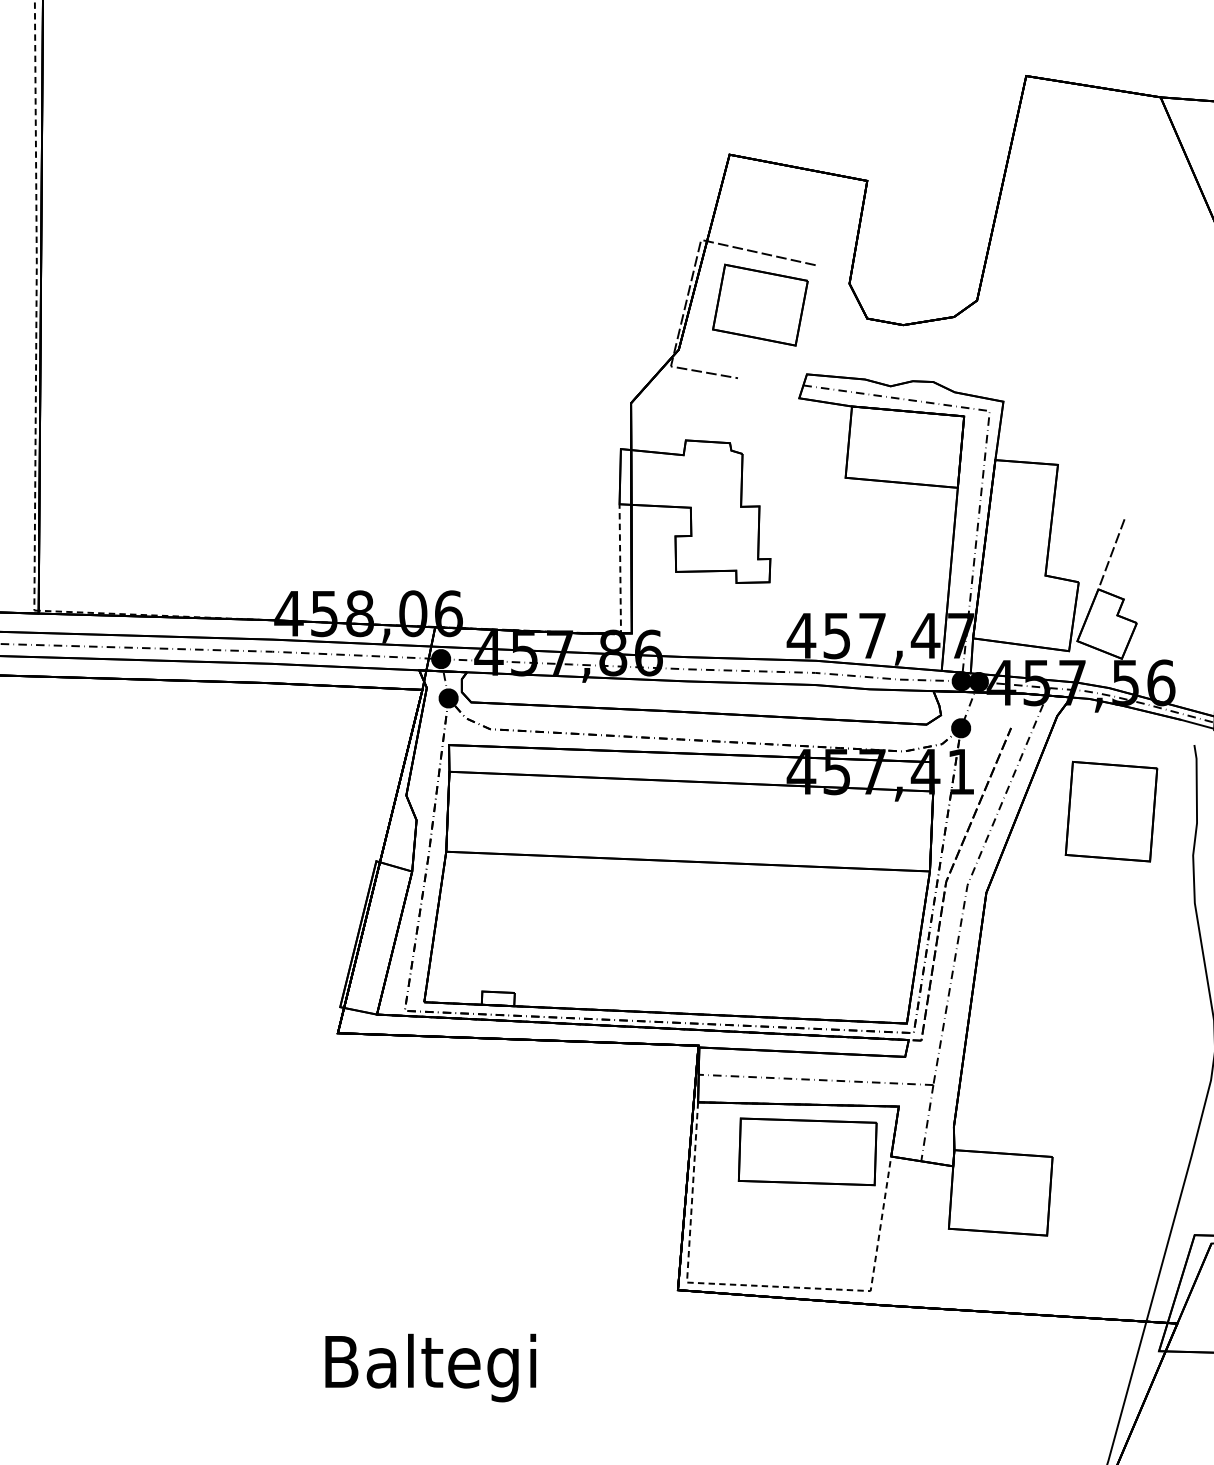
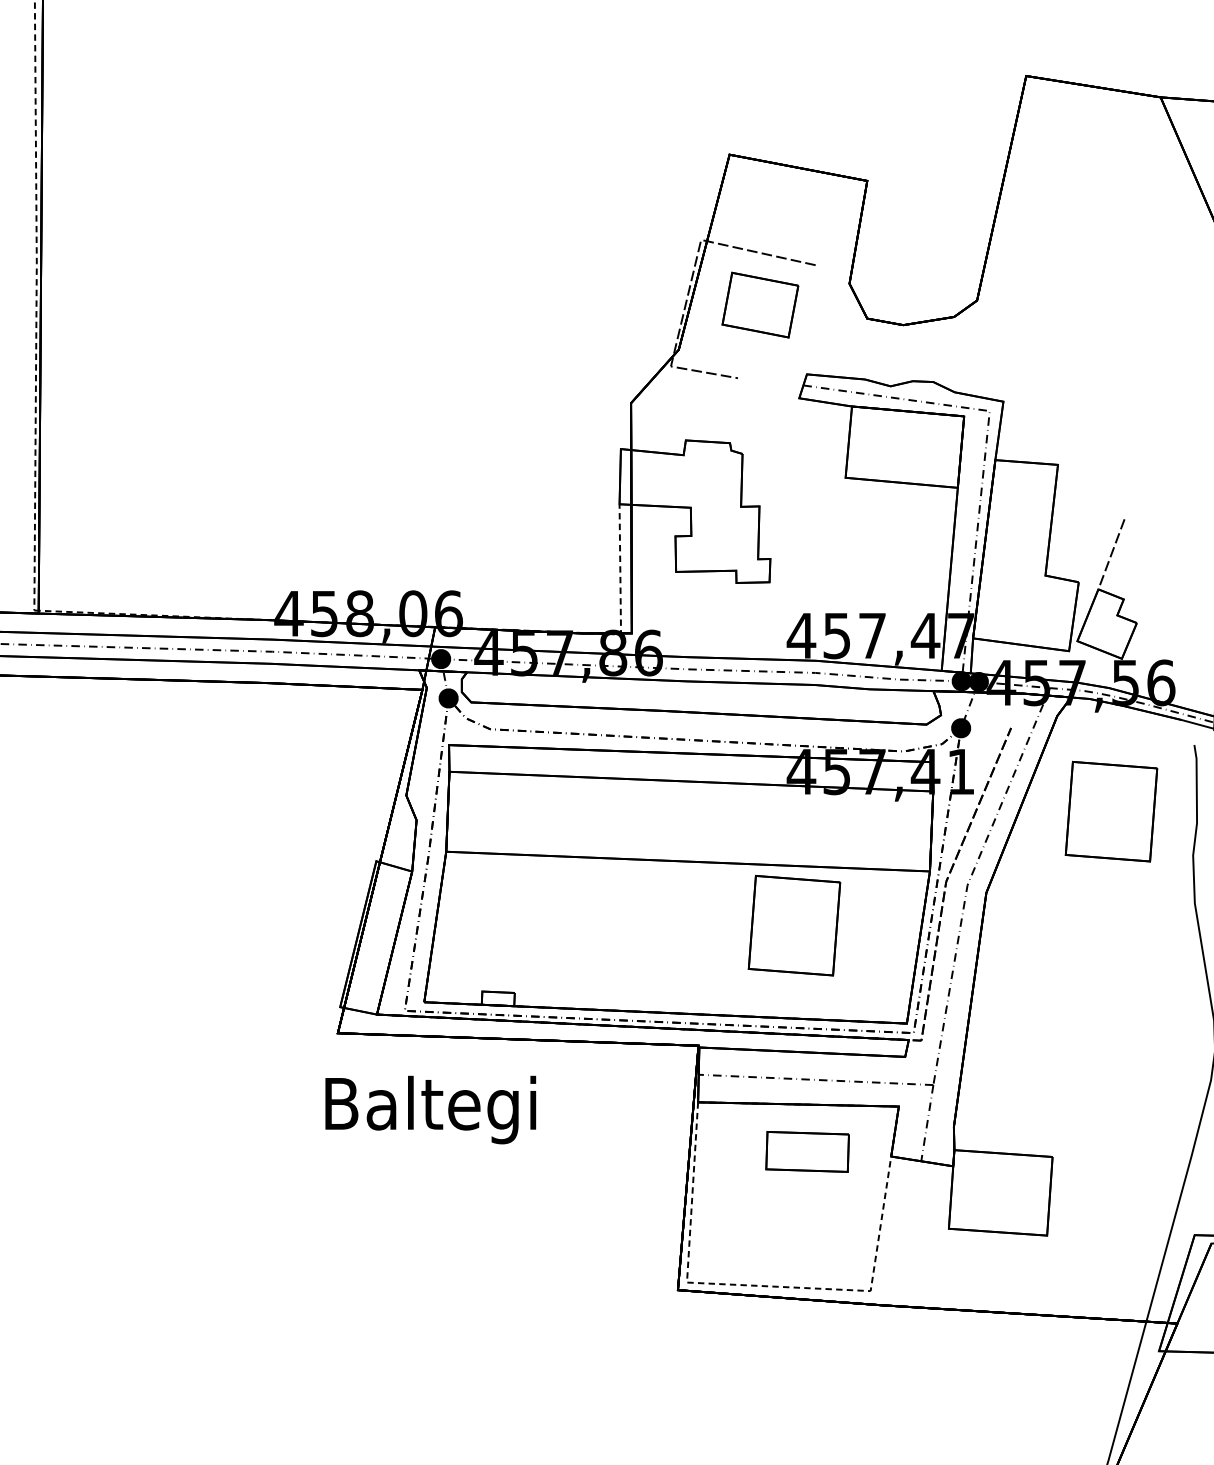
part size: 97x84 px -> 79x68 px (760, 304)
part: none -> present (794, 925)
part size: 141x70 px -> 85x42 px (807, 1151)
text position: (430, 1367) -> (430, 1109) (430, 1109)
